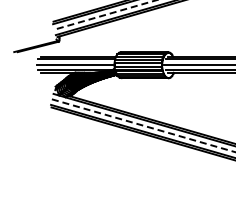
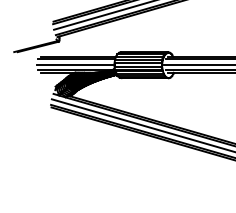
line: dashed -> solid (104, 15)
line: dashed -> solid (144, 125)
